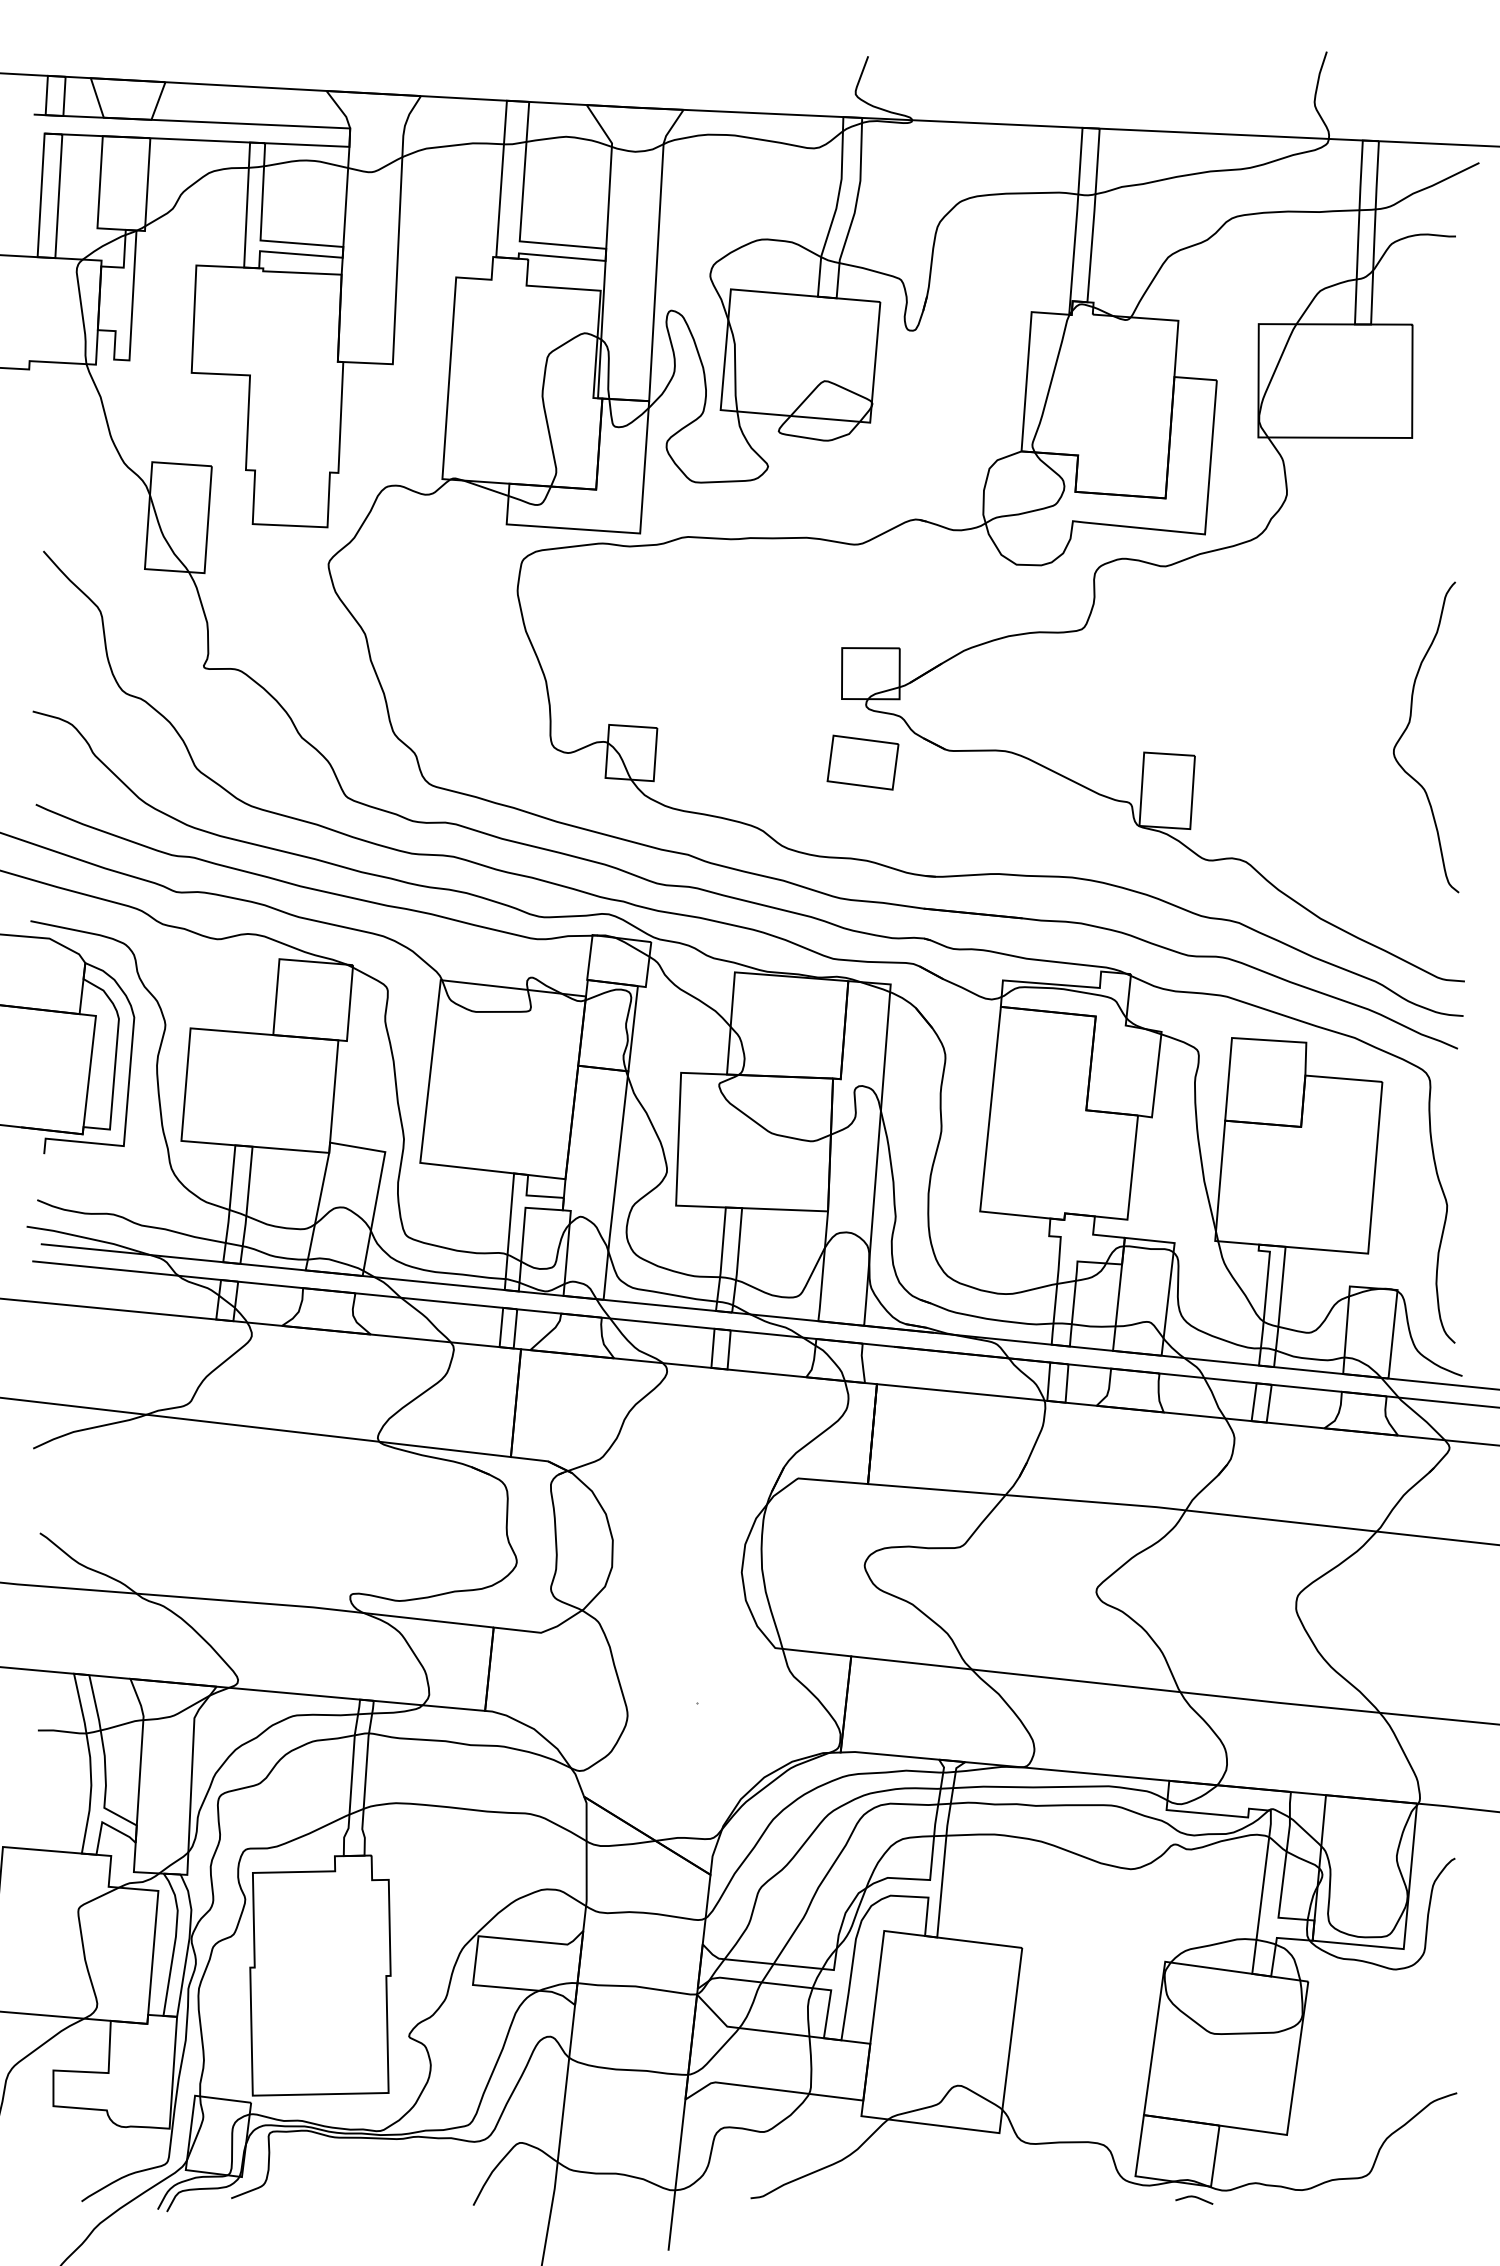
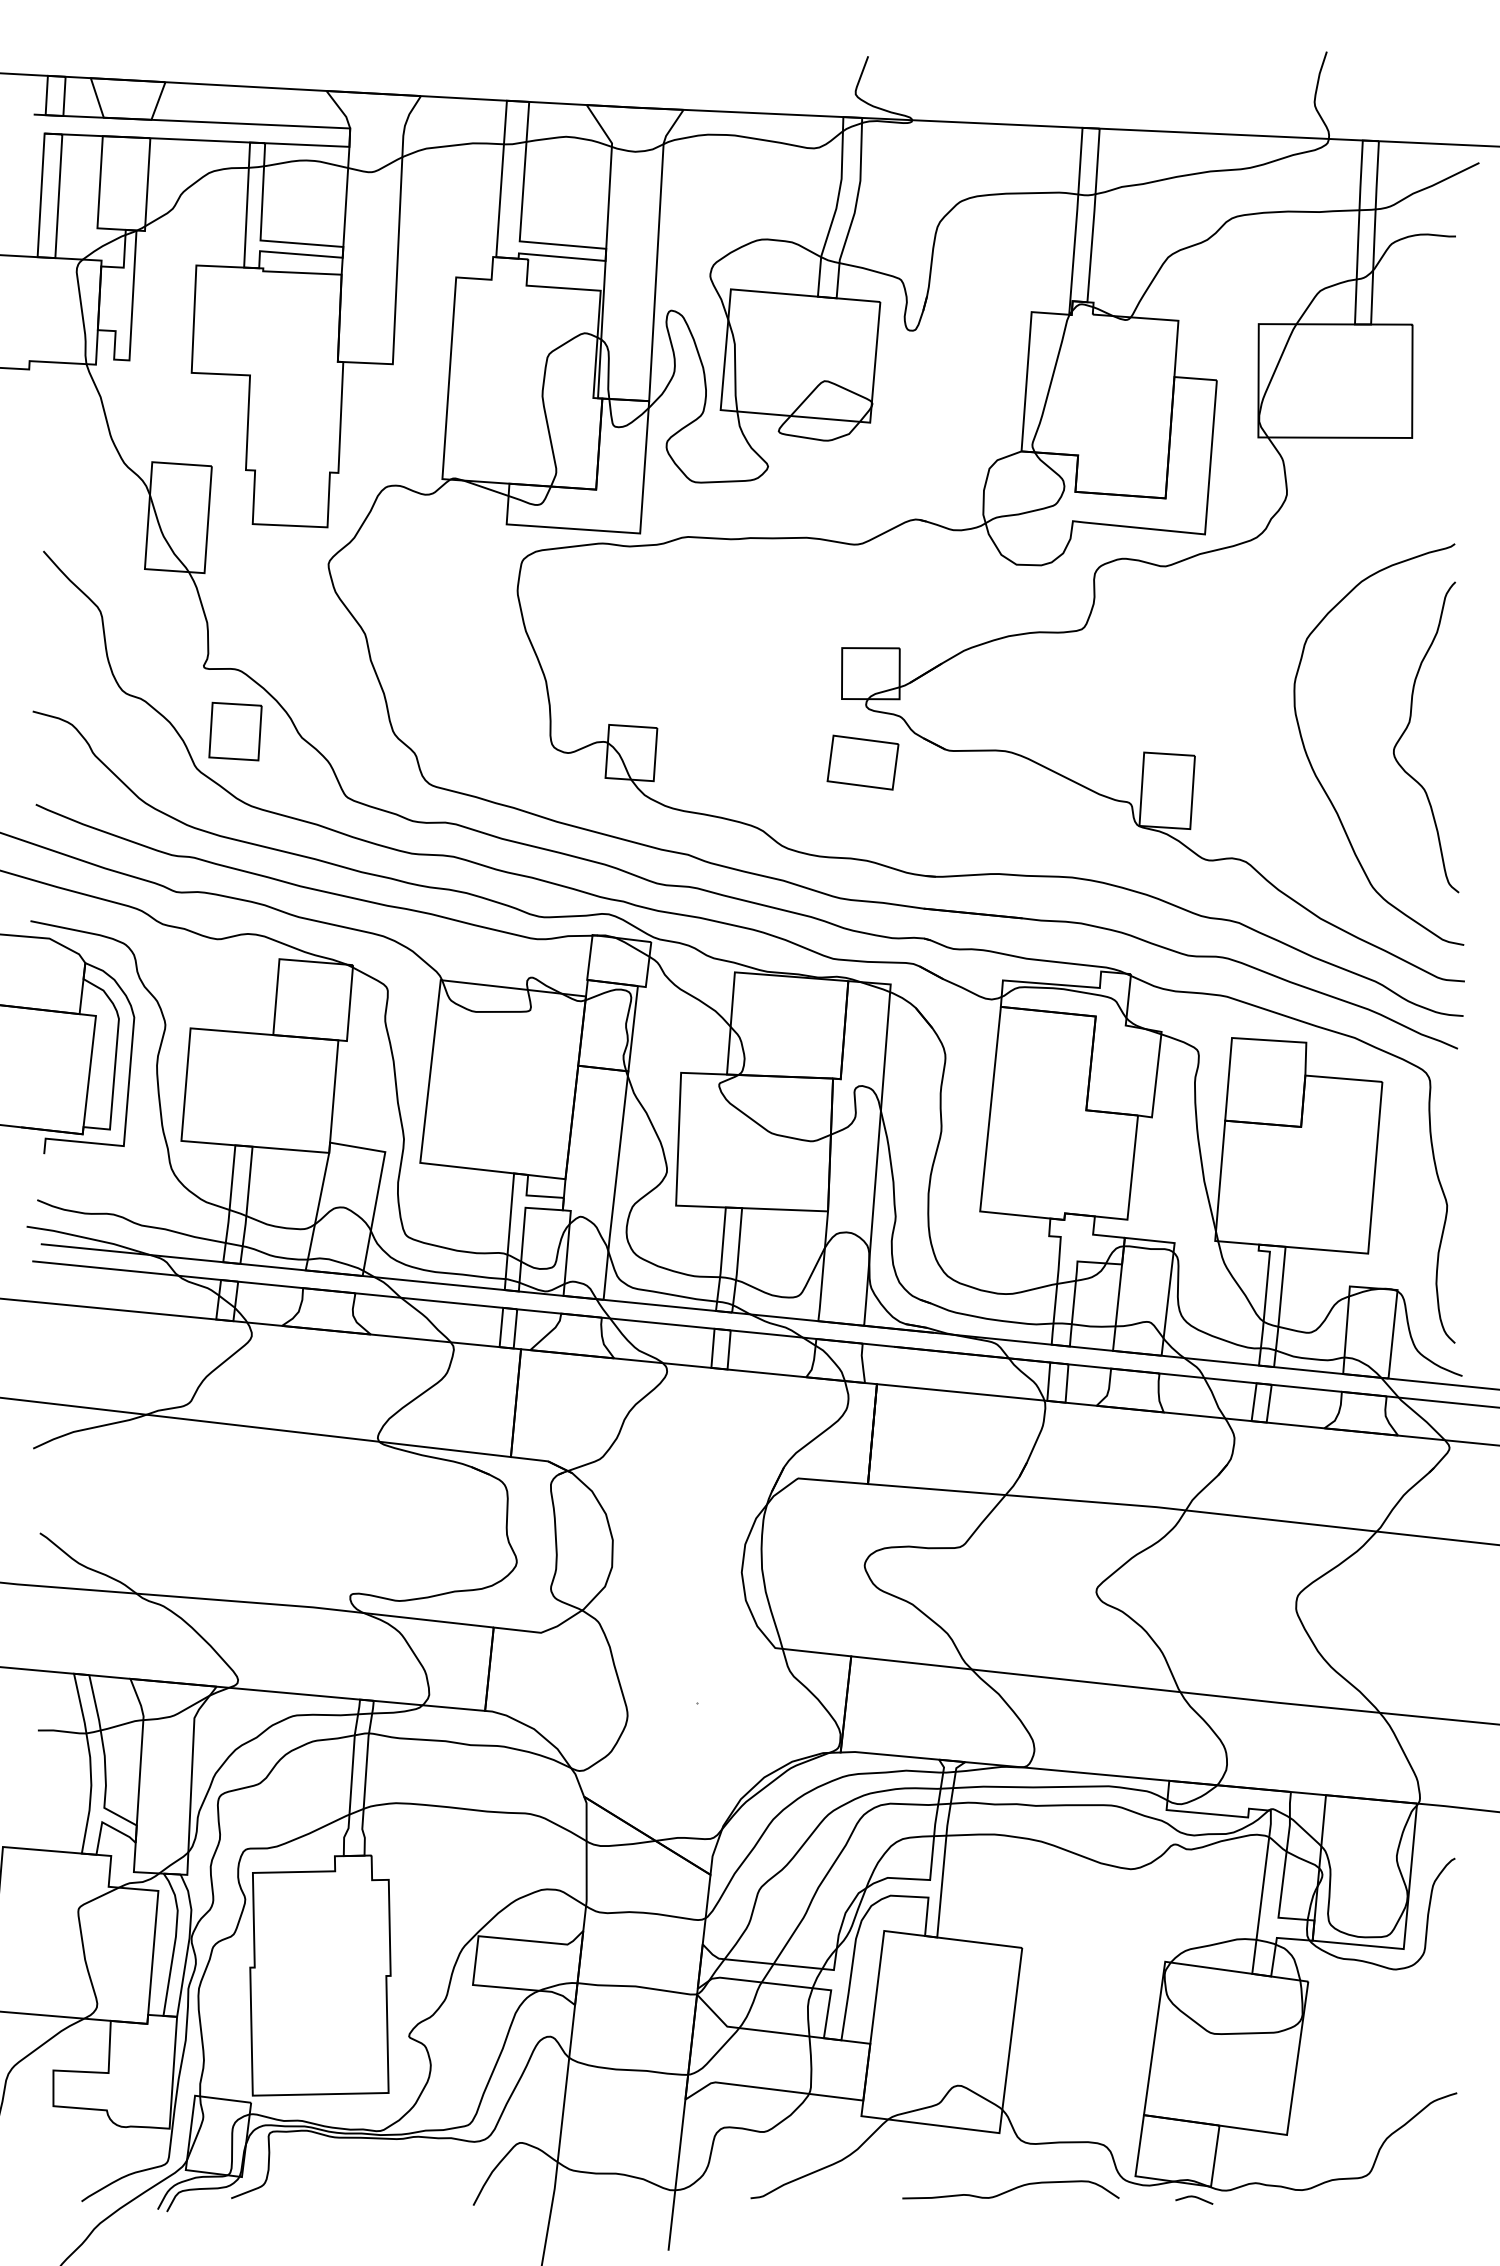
part: none -> present (235, 731)
curve: none -> present (1320, 781)
curve: none -> present (1010, 2189)
